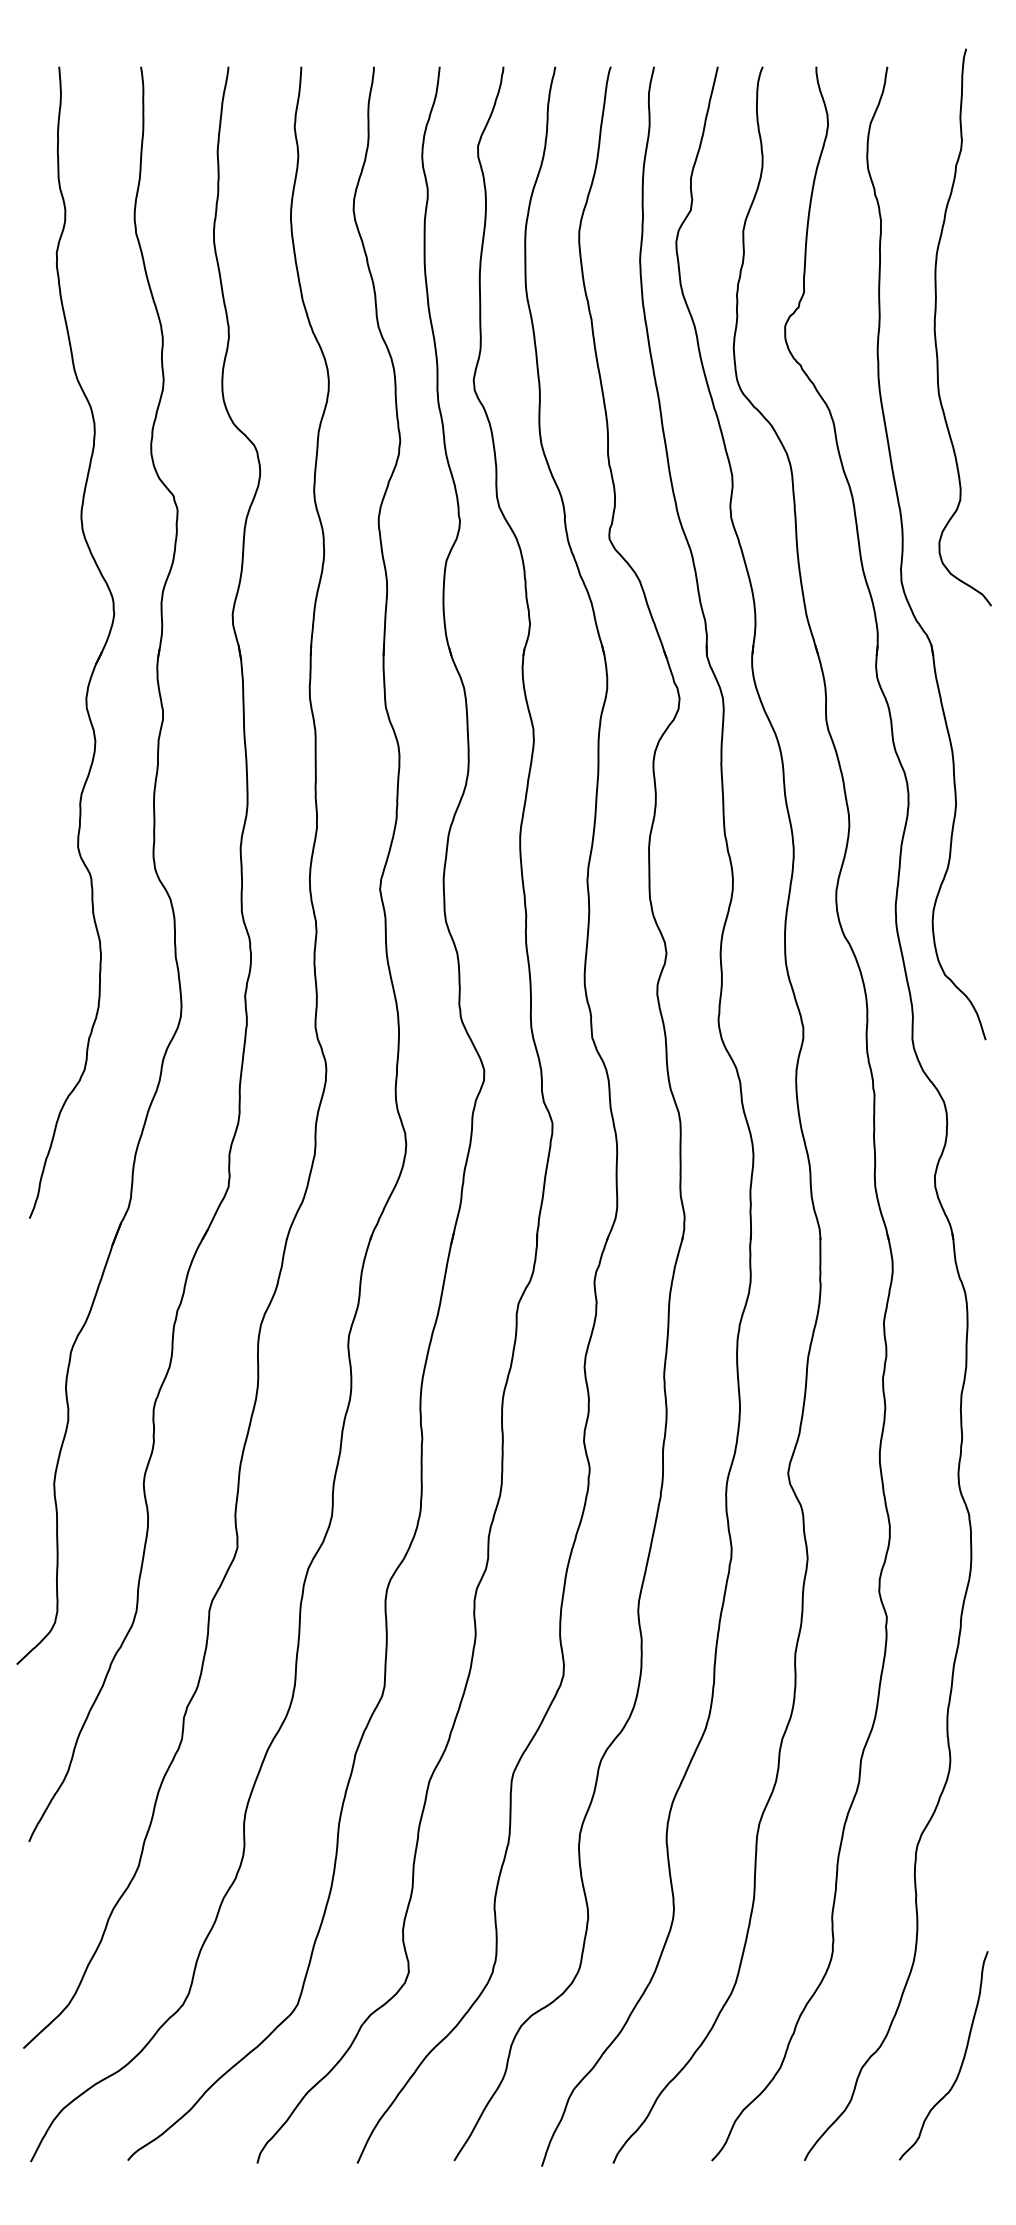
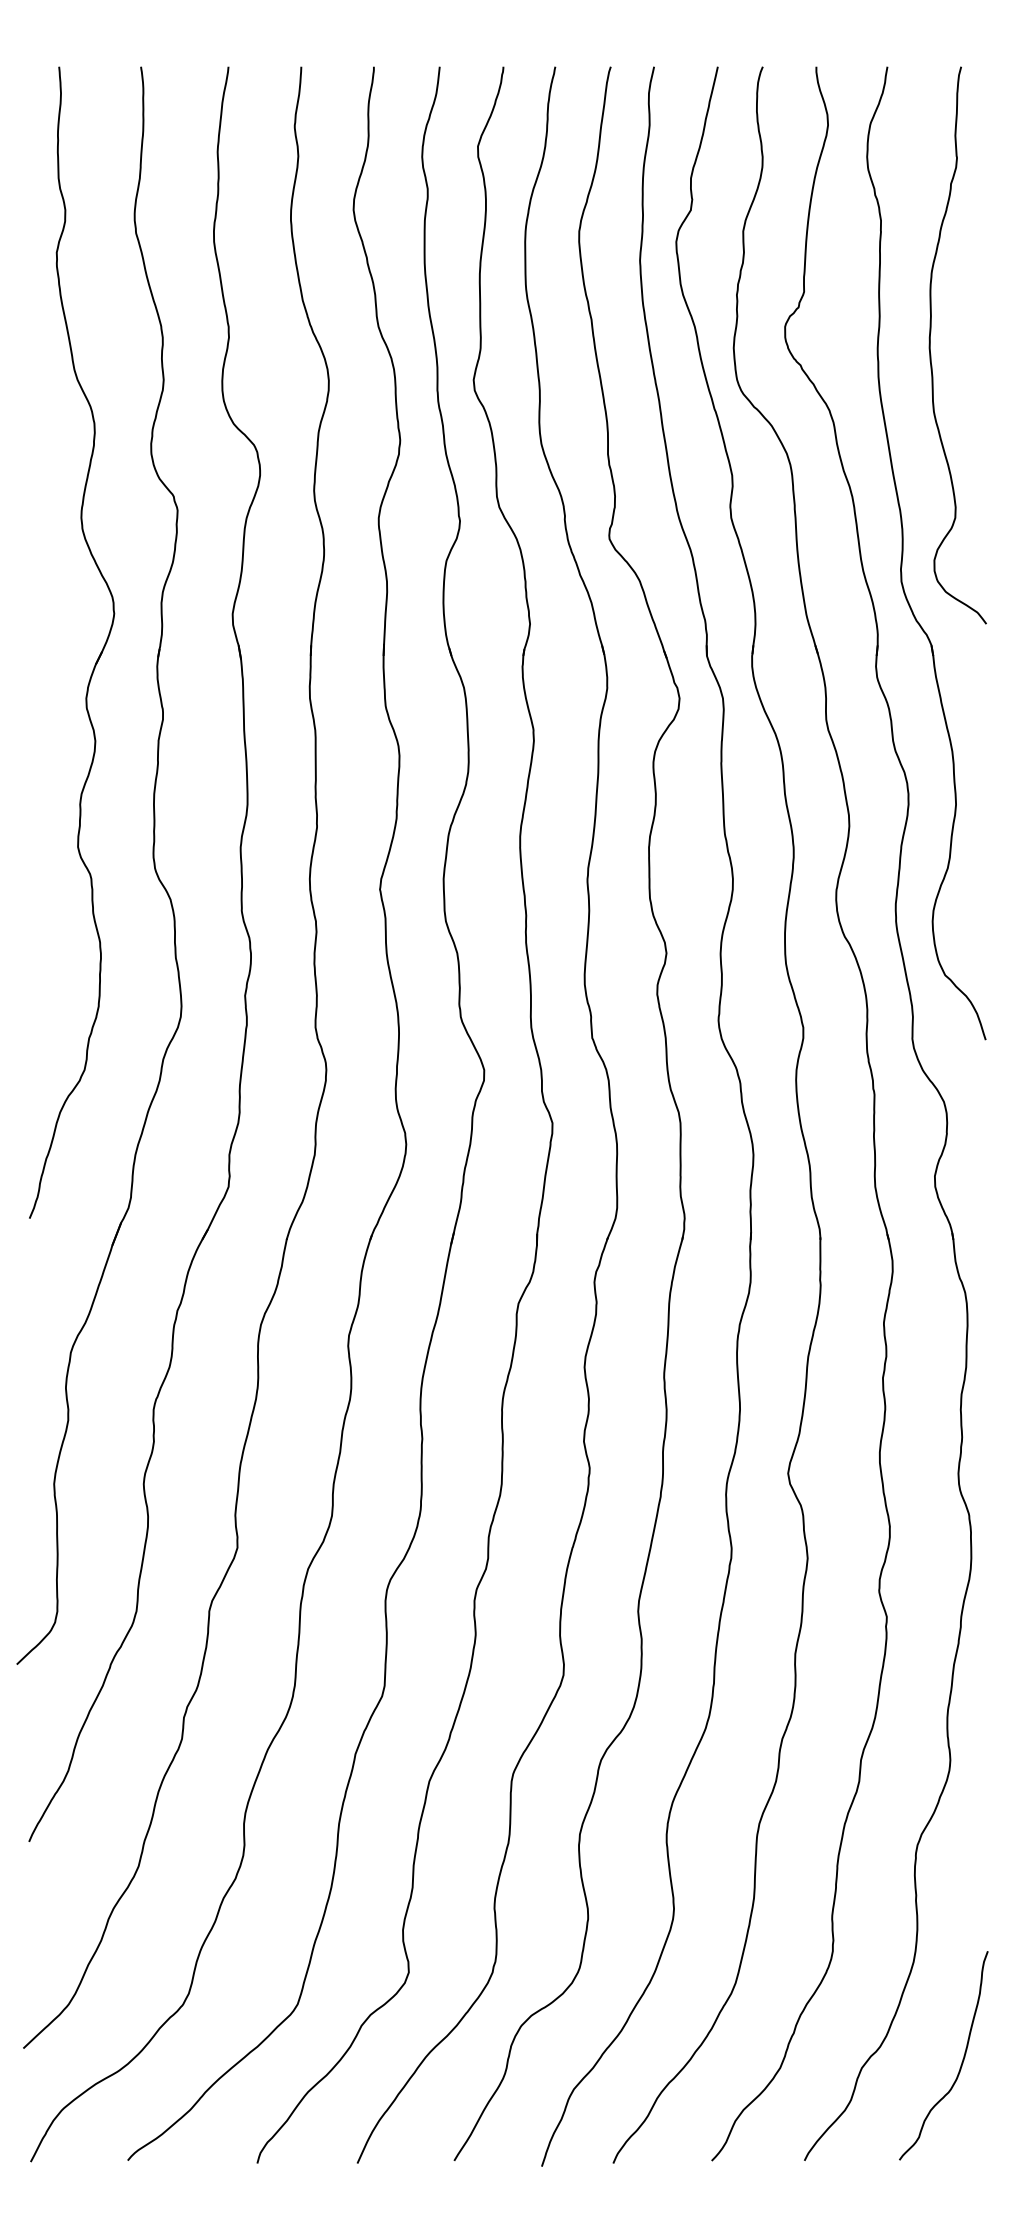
curve position: (935, 327) -> (930, 345) (930, 345)
